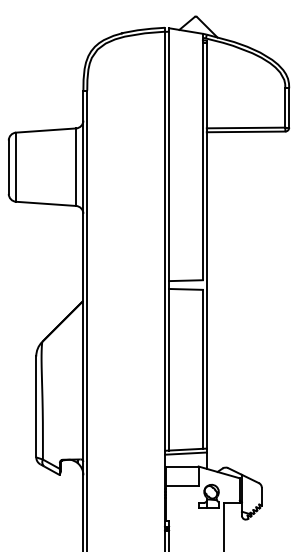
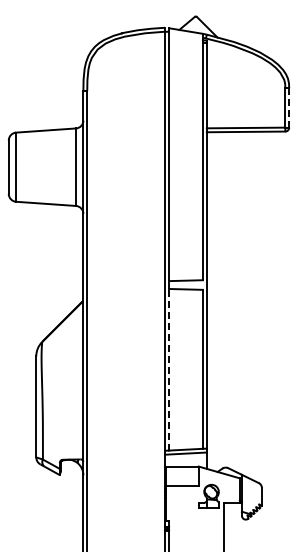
line: solid -> dashed (289, 107)
line: solid -> dashed (169, 369)
